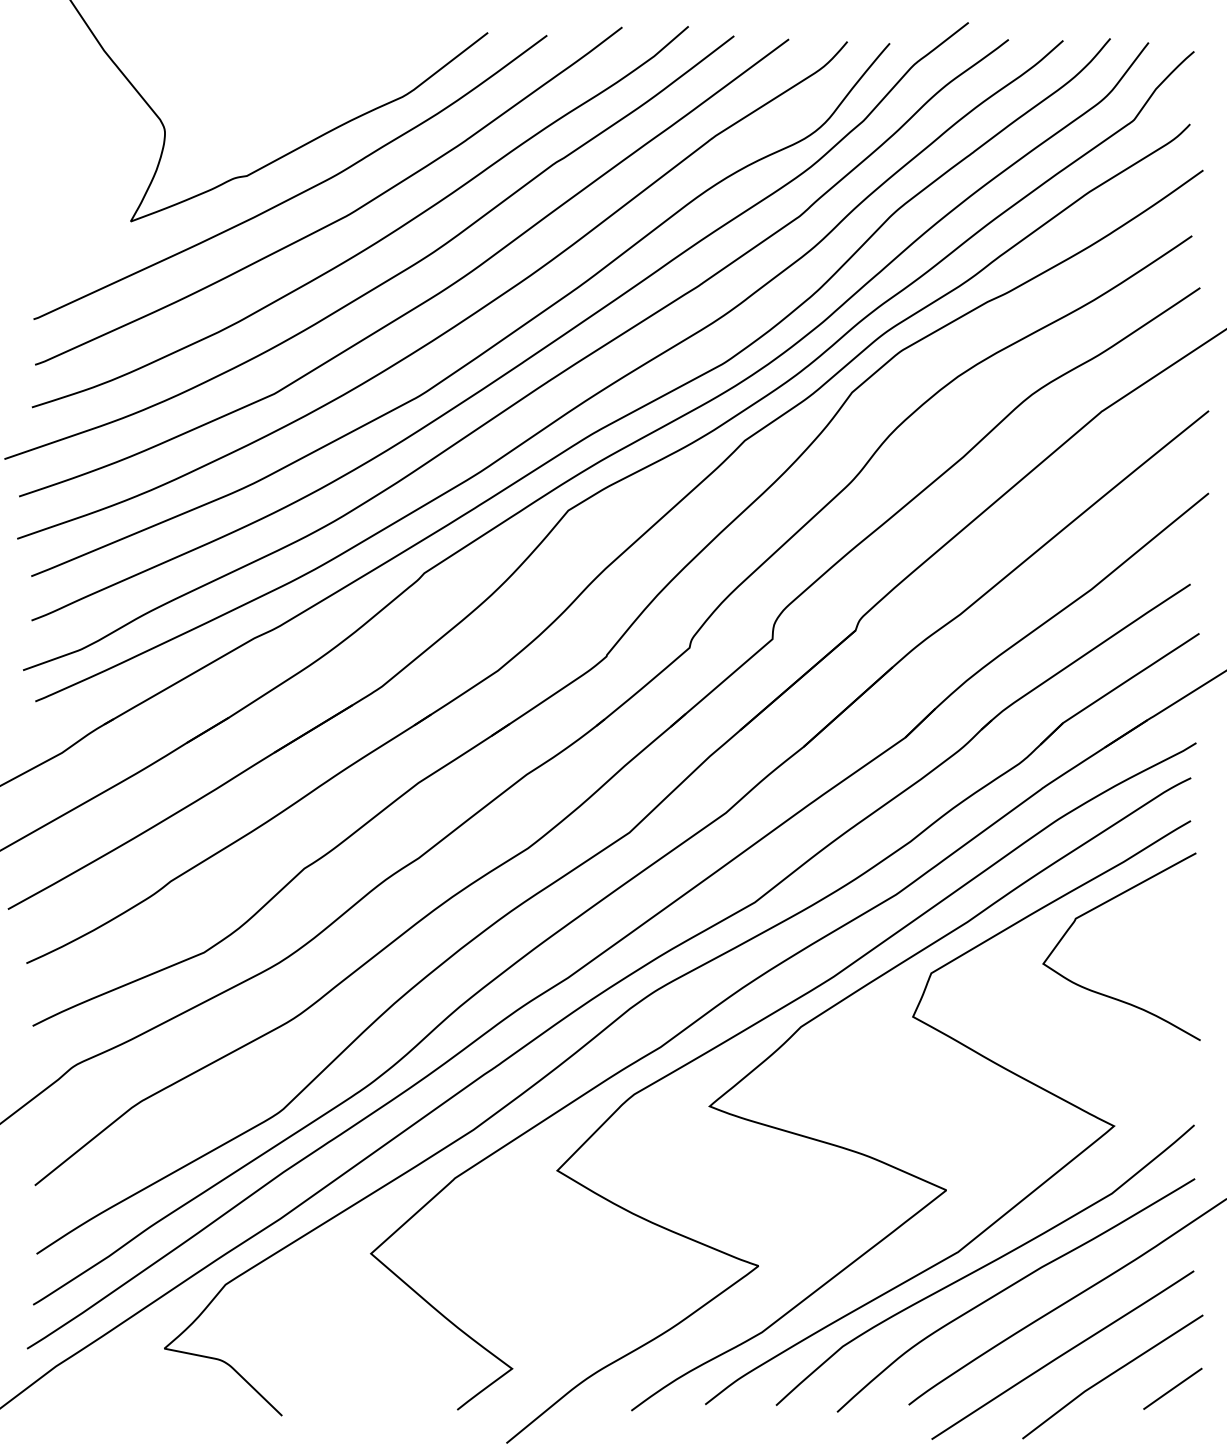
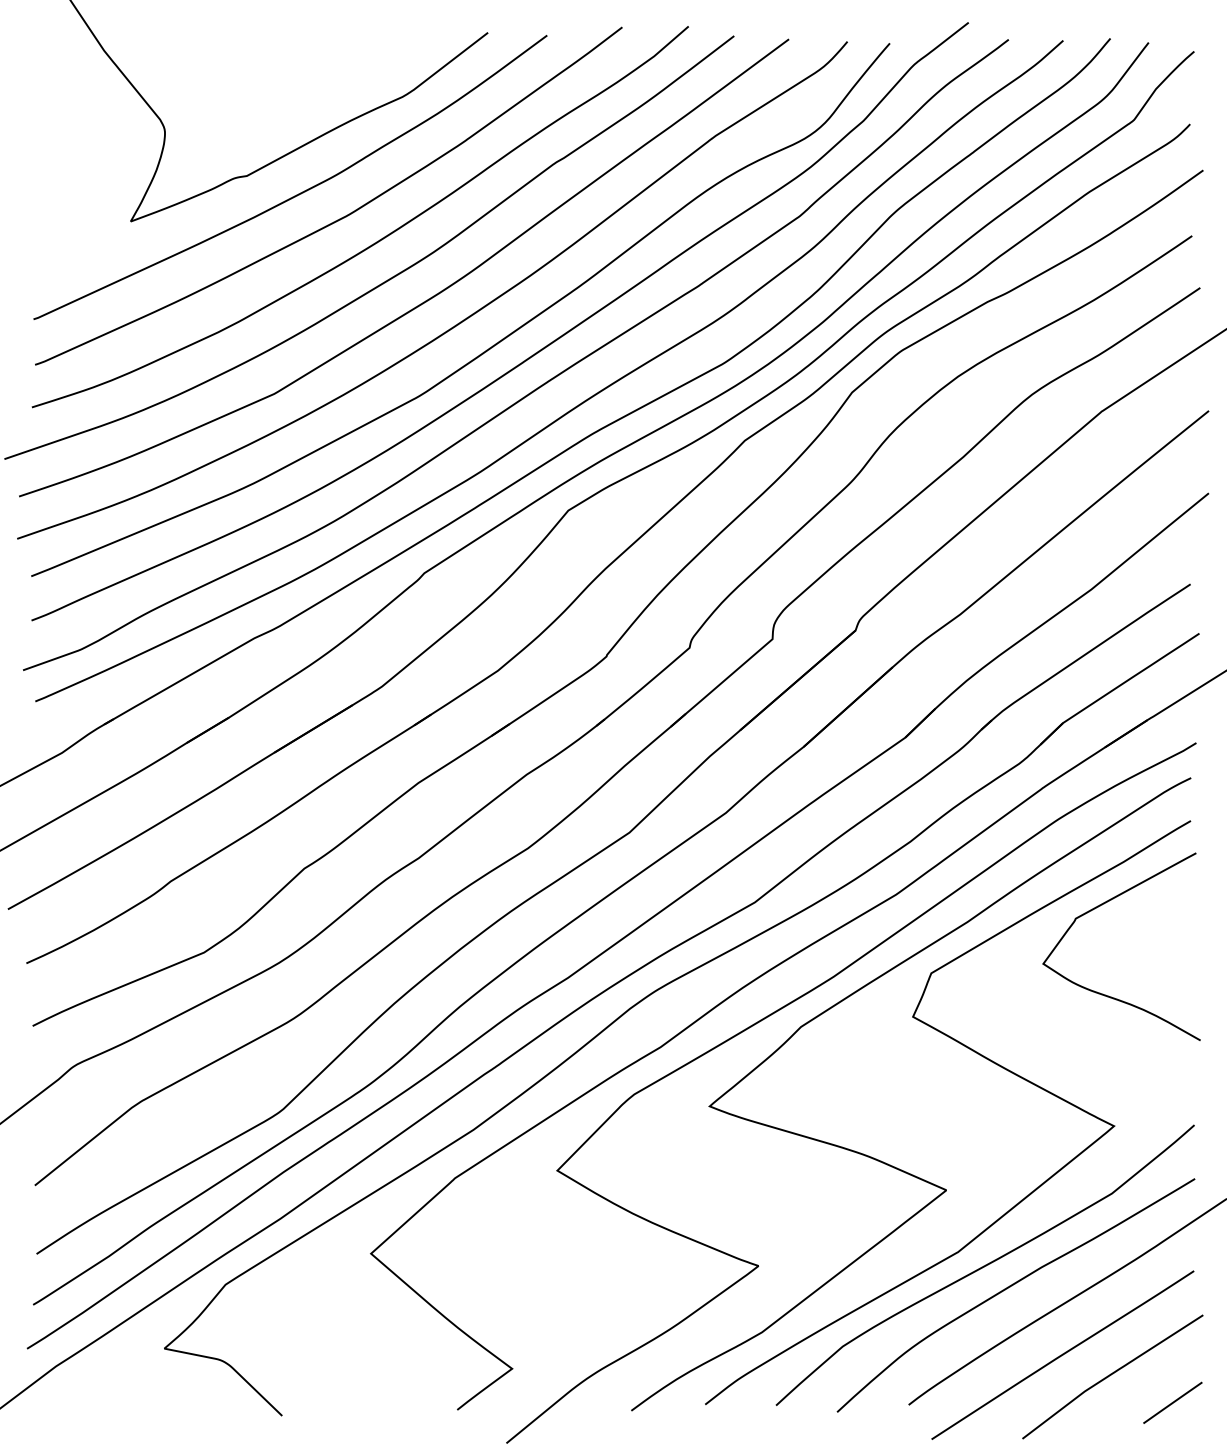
line position: (1172, 1388) -> (1172, 1402) (1172, 1402)
